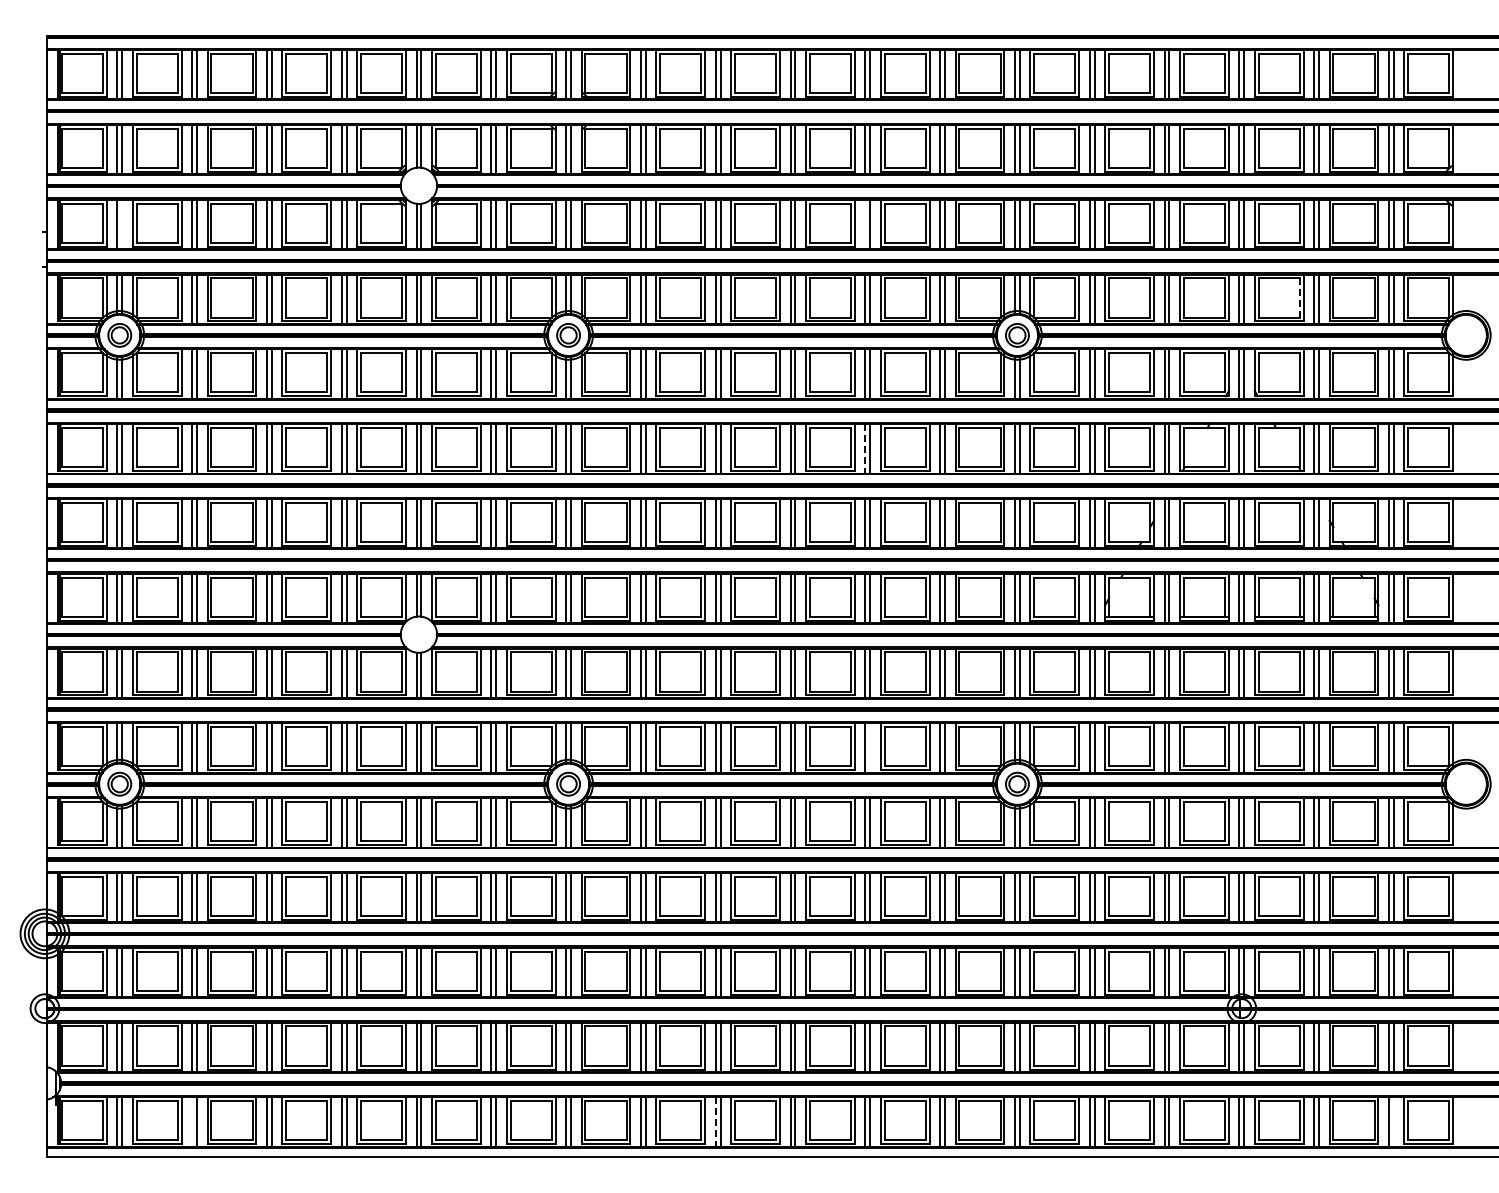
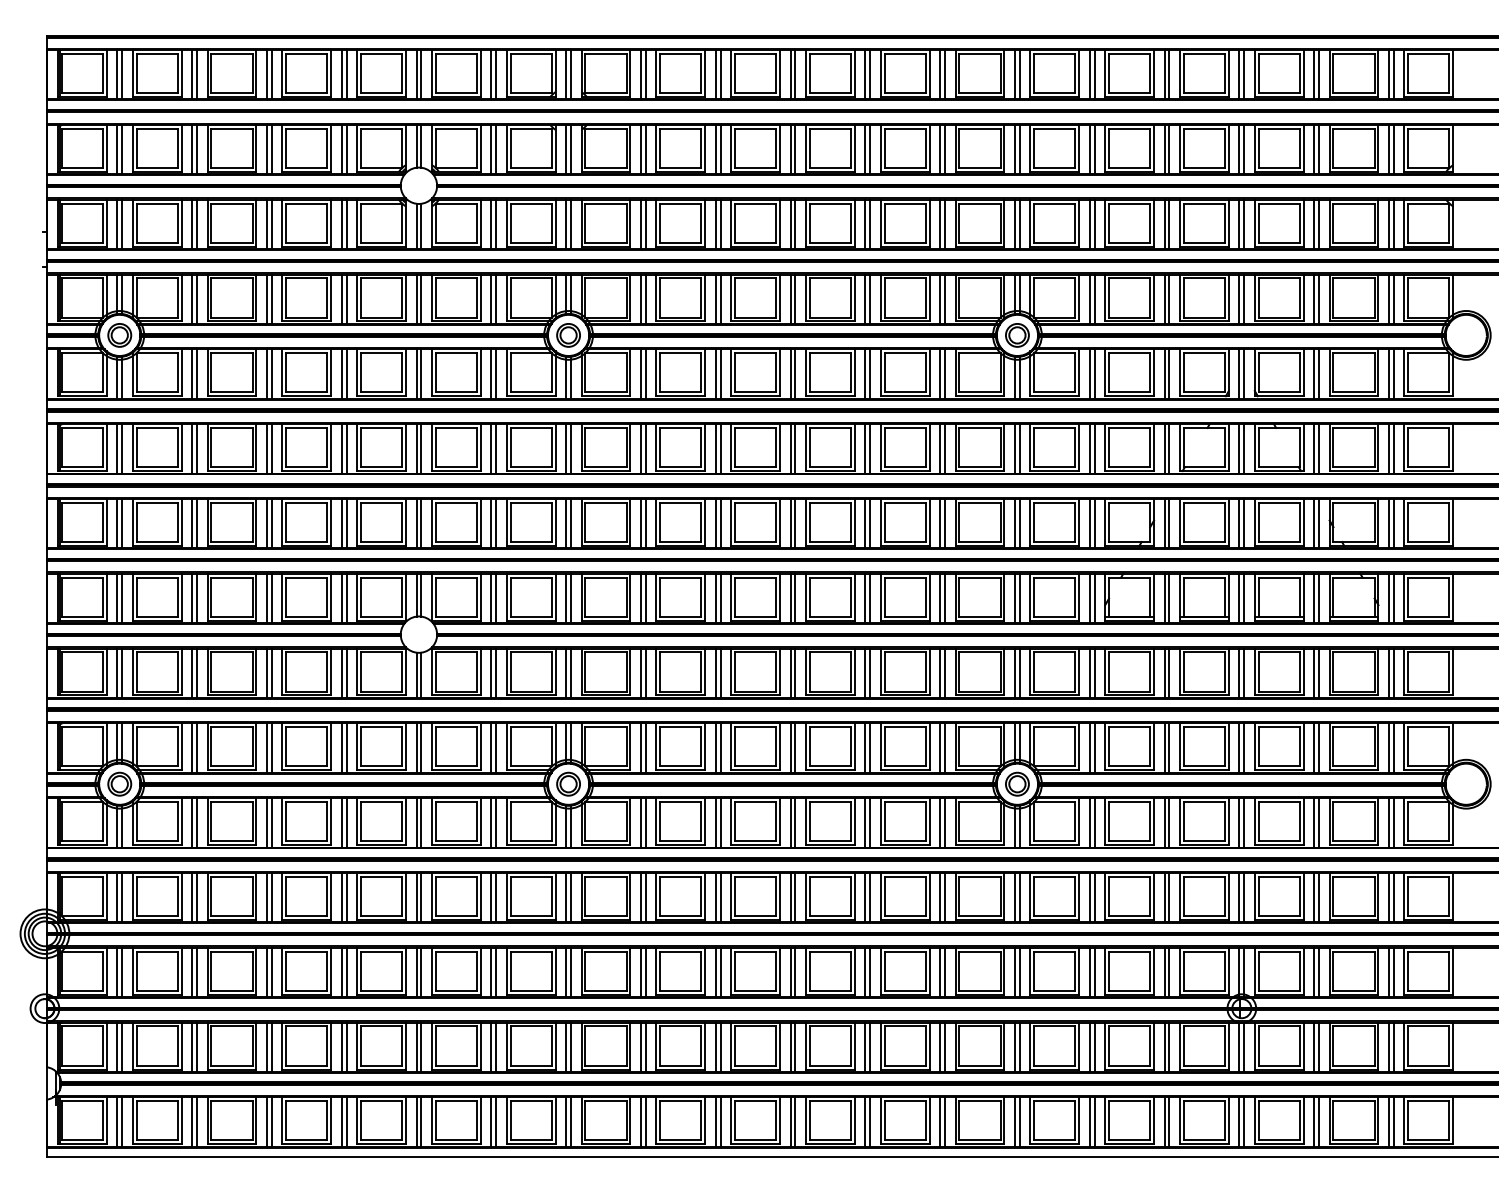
line: none -> present (122, 224)
line: none -> present (865, 224)
line: dashed -> solid (1299, 298)
line: dashed -> solid (865, 448)
line: none -> present (870, 747)
line: none -> present (192, 1121)
line: none -> present (1393, 1121)
line: dashed -> solid (715, 1122)
